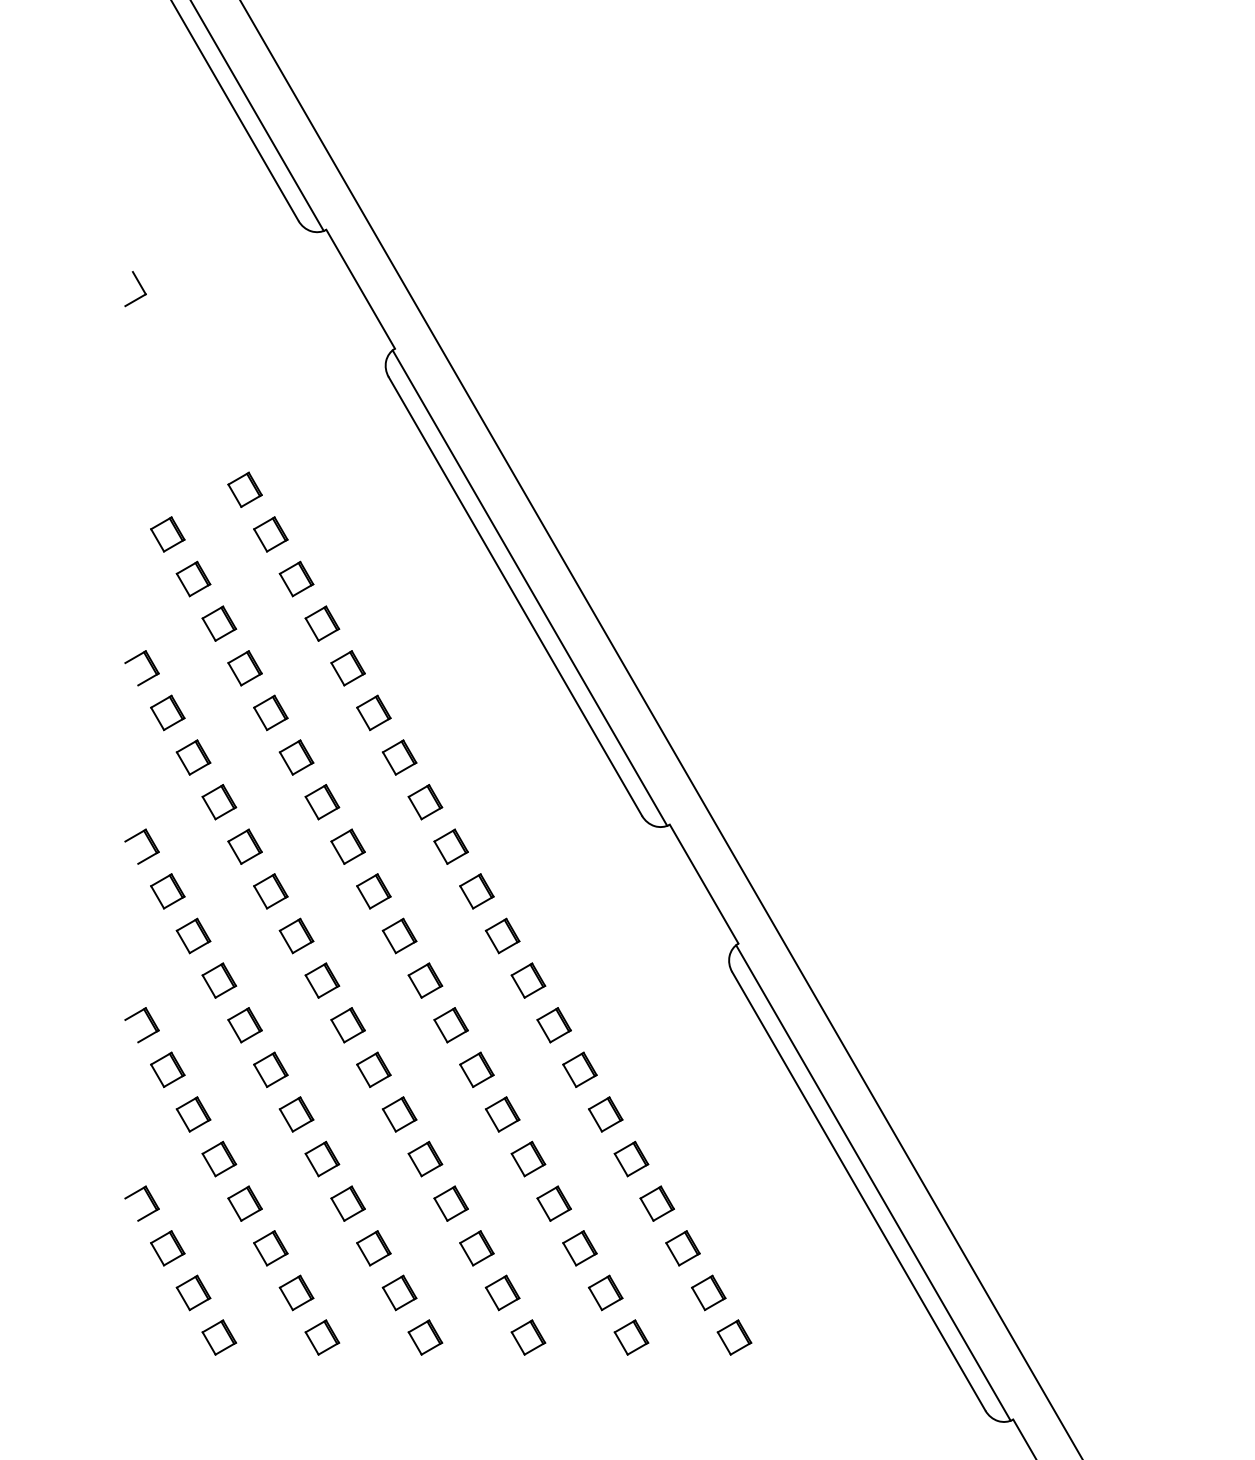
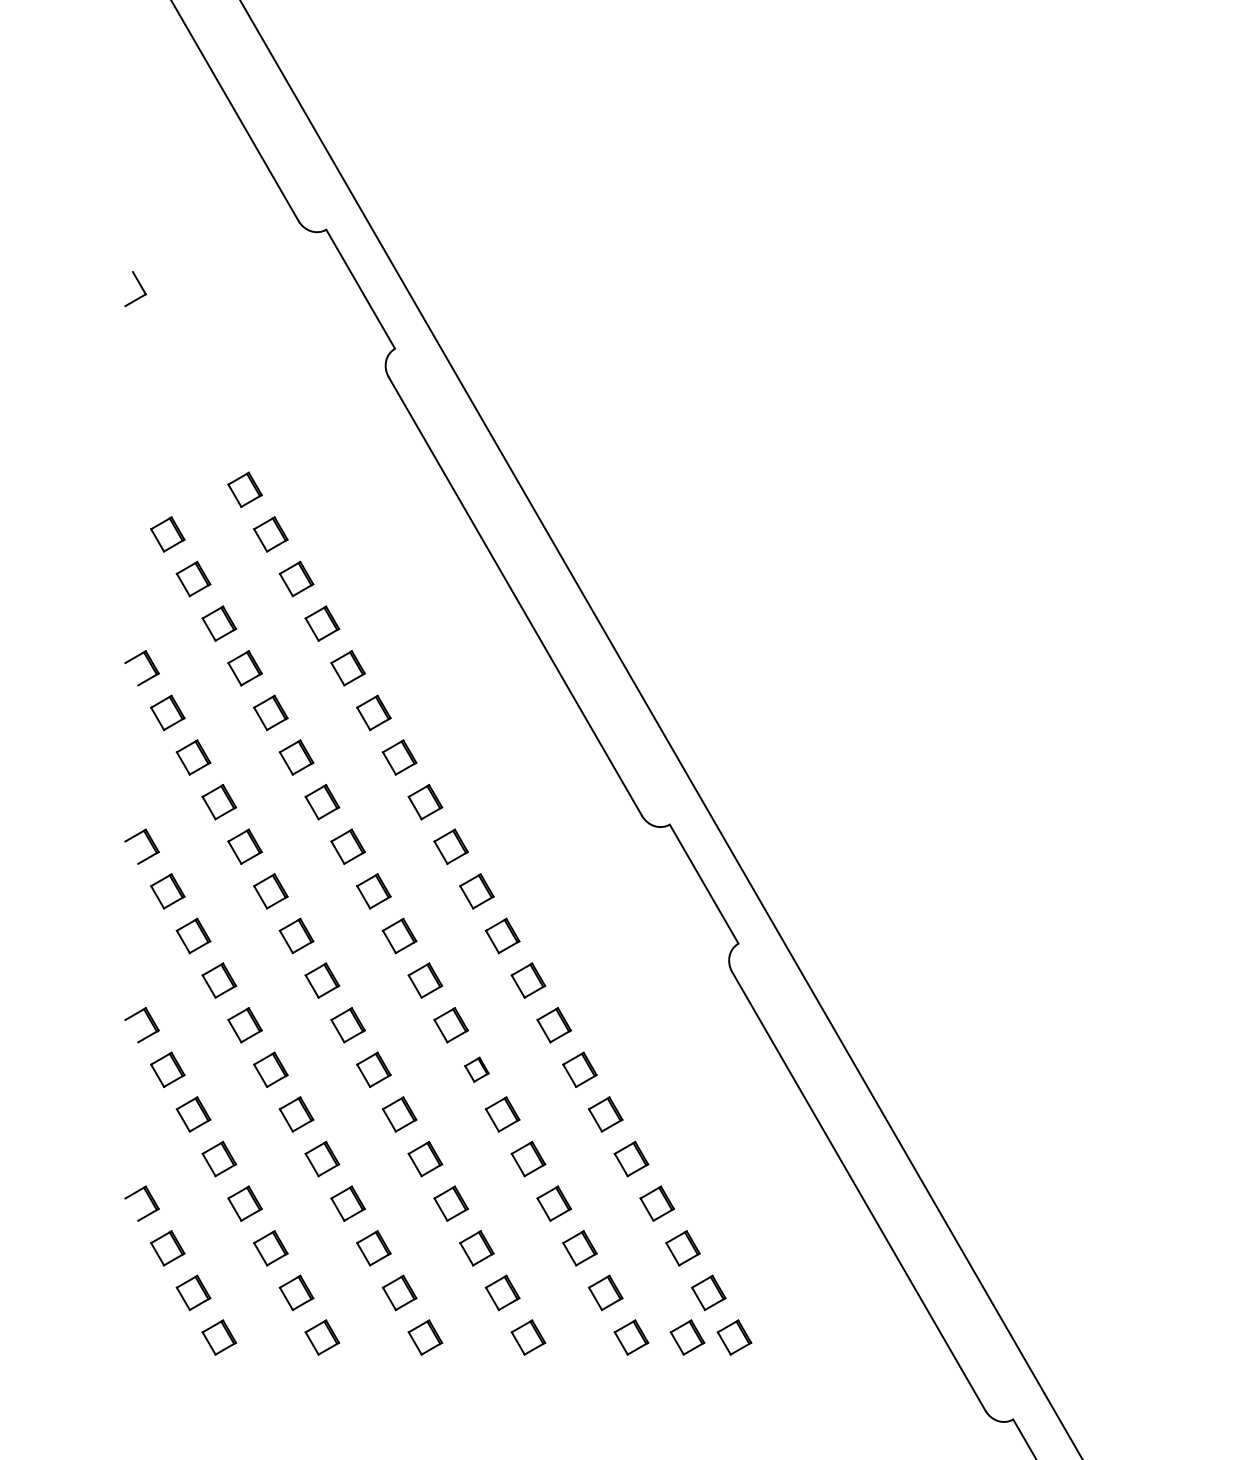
line: present -> none (257, 116)
line: present -> none (529, 587)
part size: 36x37 px -> 26x27 px (476, 1069)
line: present -> none (873, 1182)
part: none -> present (687, 1337)
